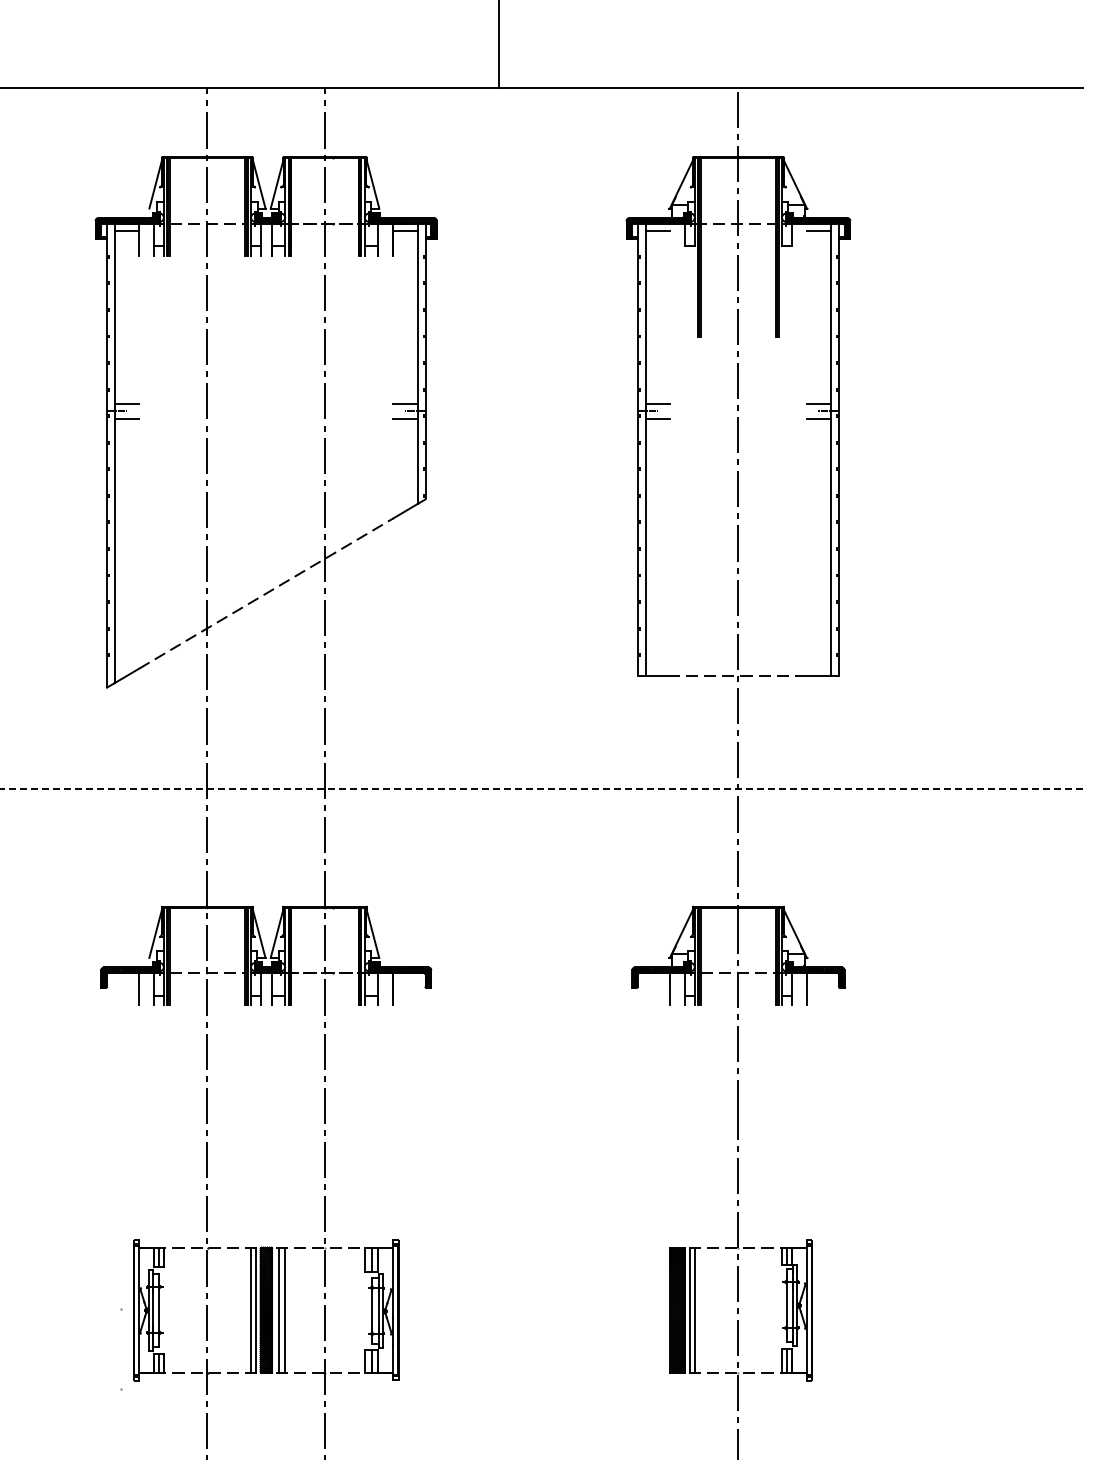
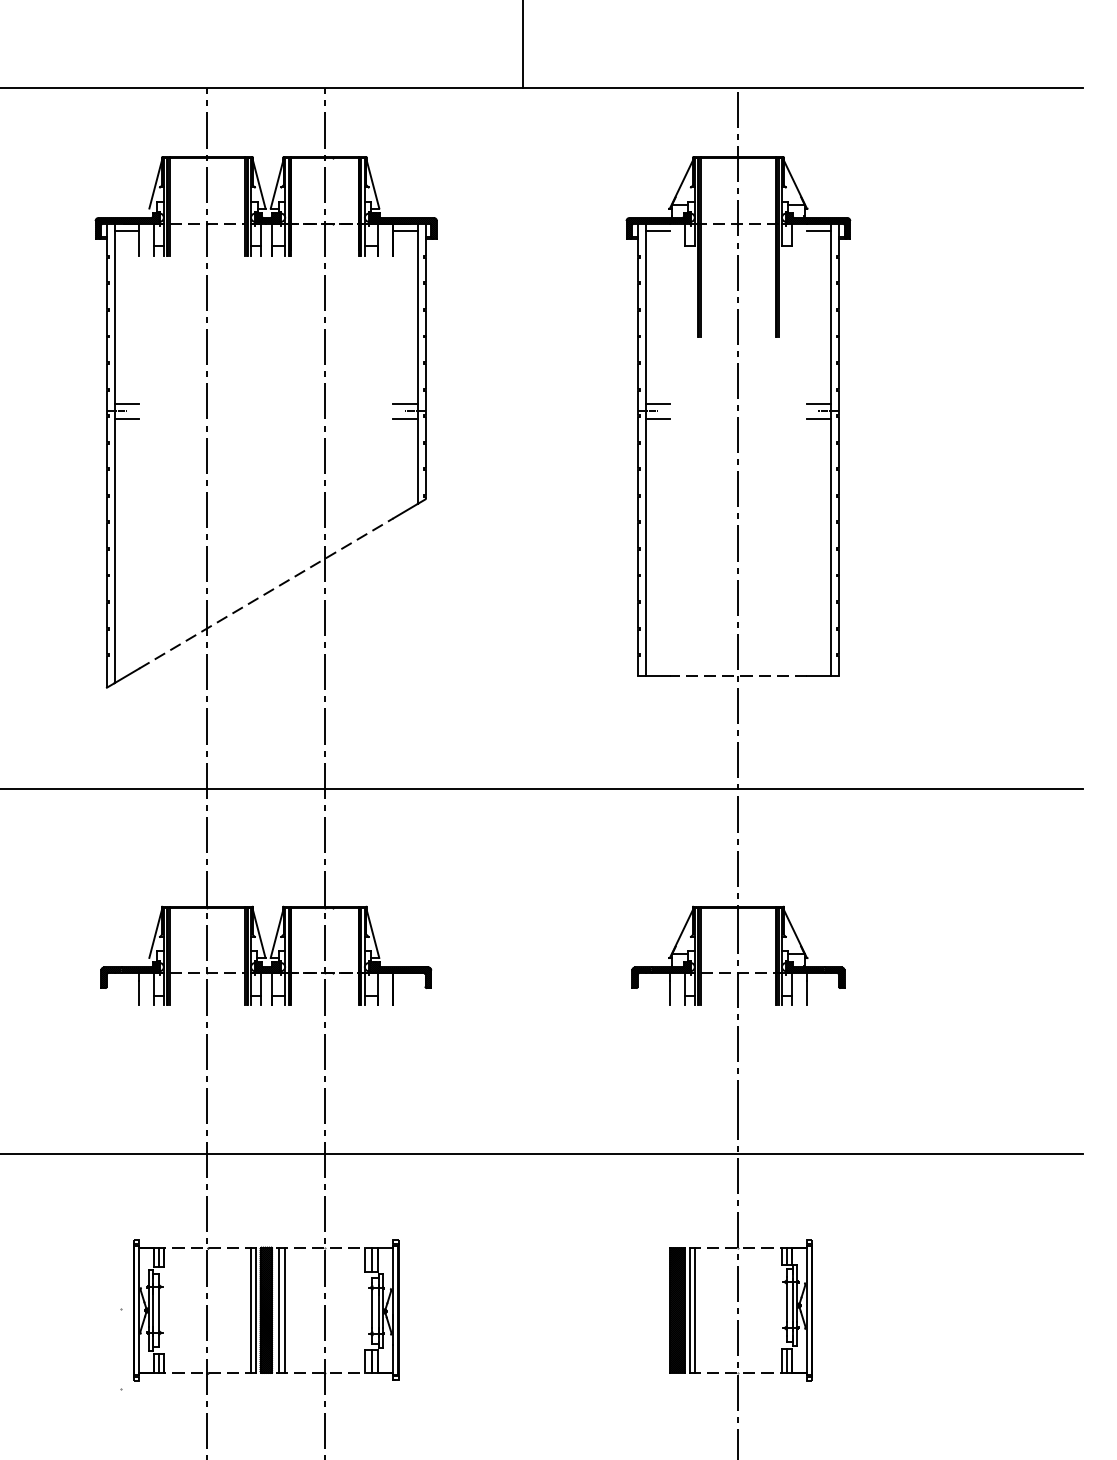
line position: (498, 44) -> (522, 44) (522, 44)
line: dashed -> solid (541, 789)
line: none -> present (542, 1154)
